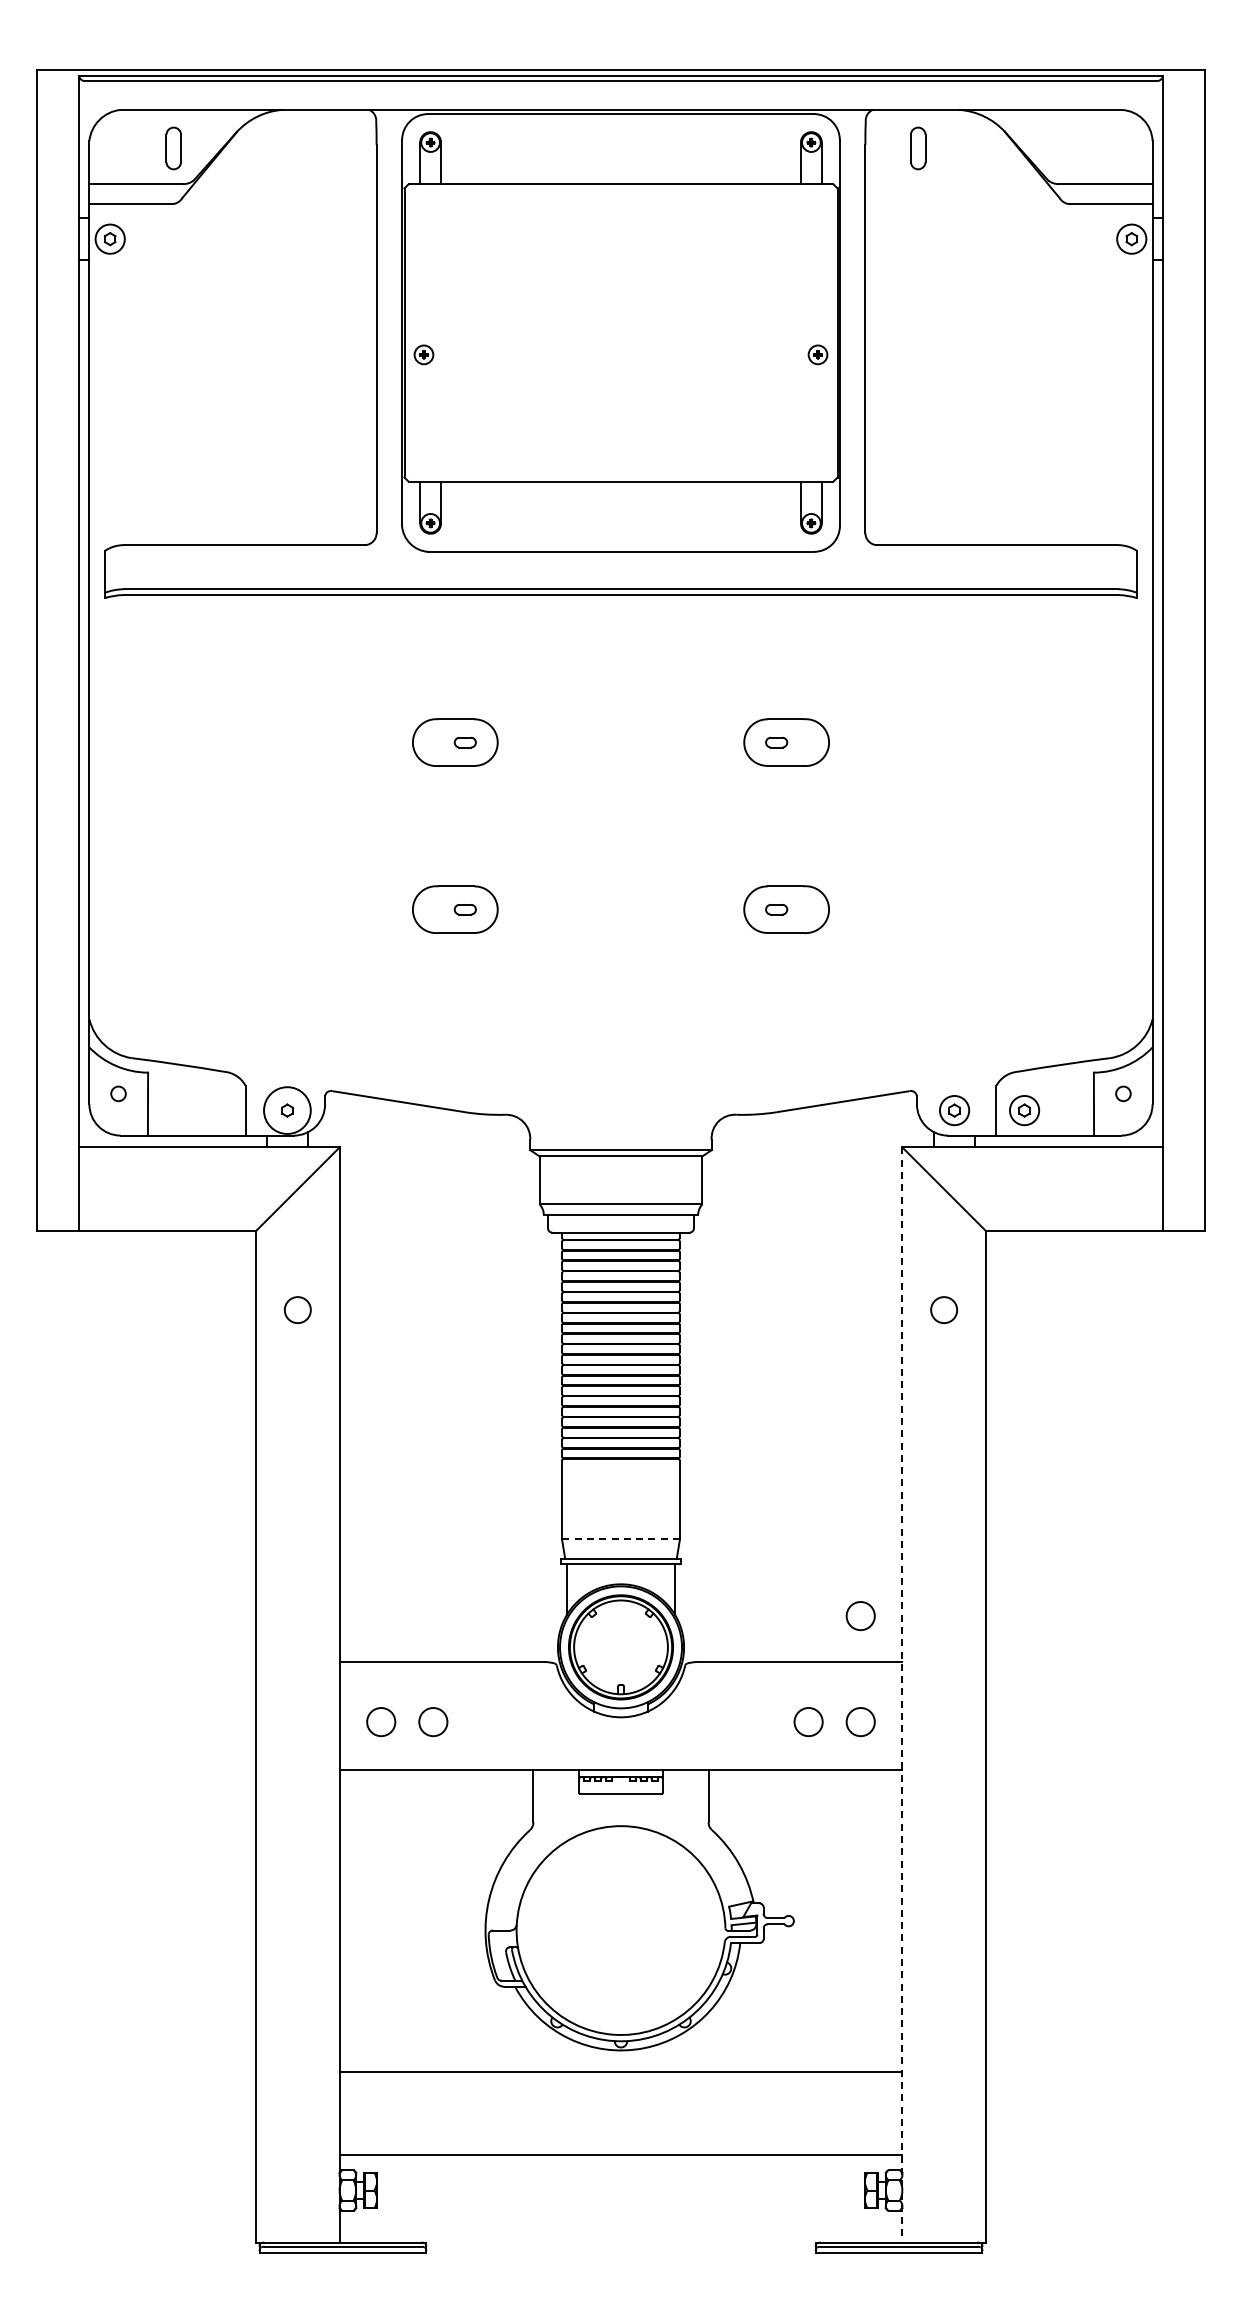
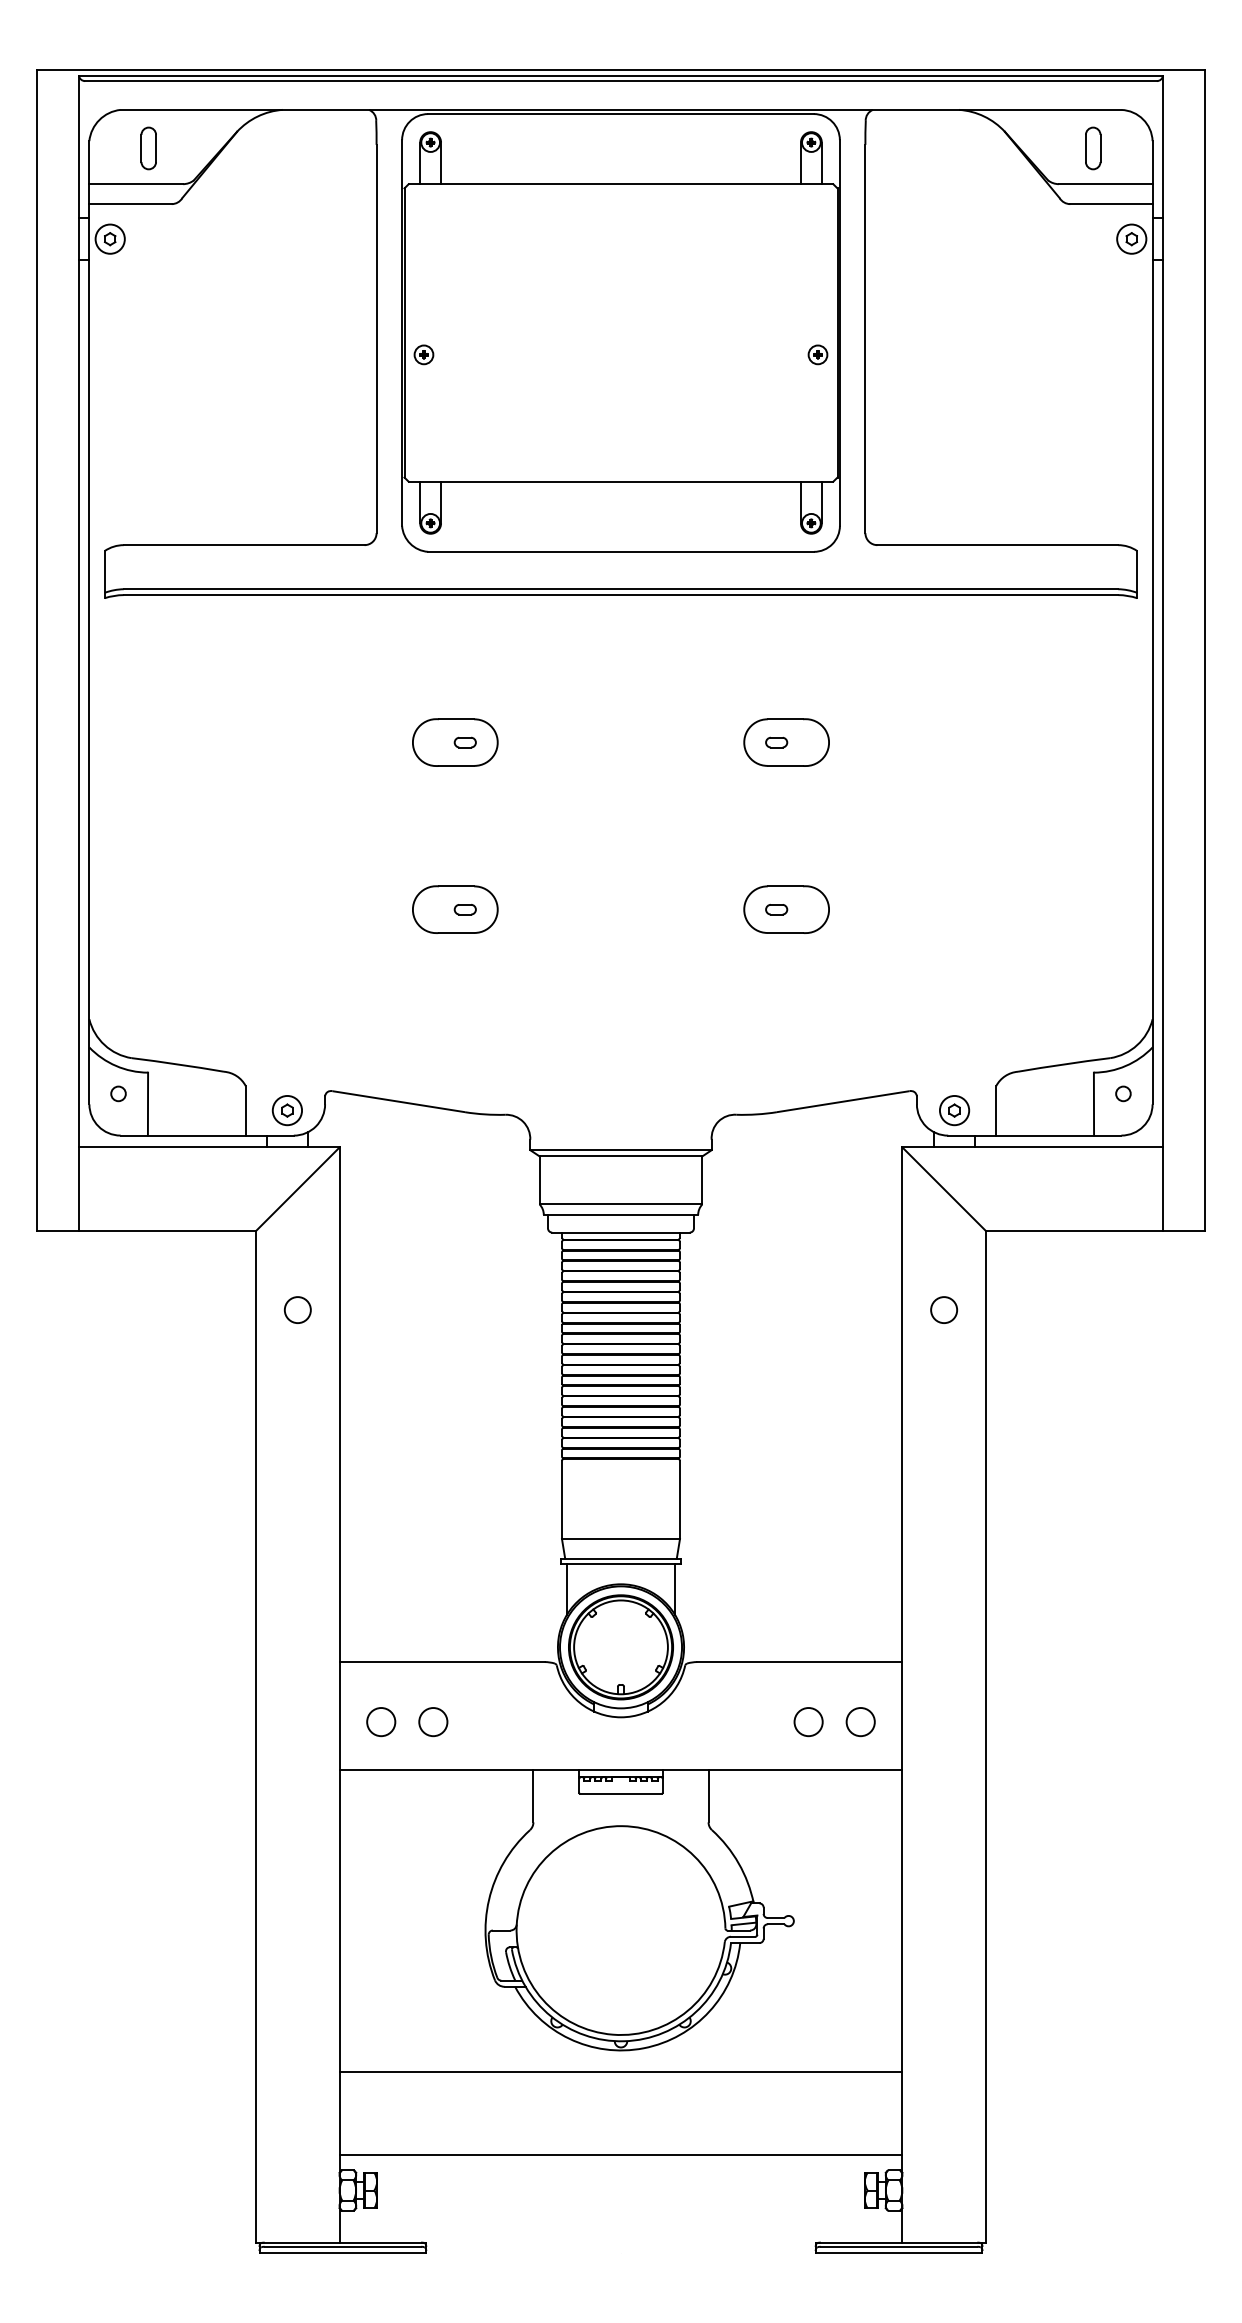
part position: (173, 148) -> (148, 148) (148, 148)
part position: (918, 148) -> (1093, 148) (1093, 148)
circle diameter: 47 px -> 29 px (287, 1110)
part: present -> none (1024, 1110)
line: dashed -> solid (620, 1538)
circle: present -> none (860, 1616)
line: dashed -> solid (902, 1695)
